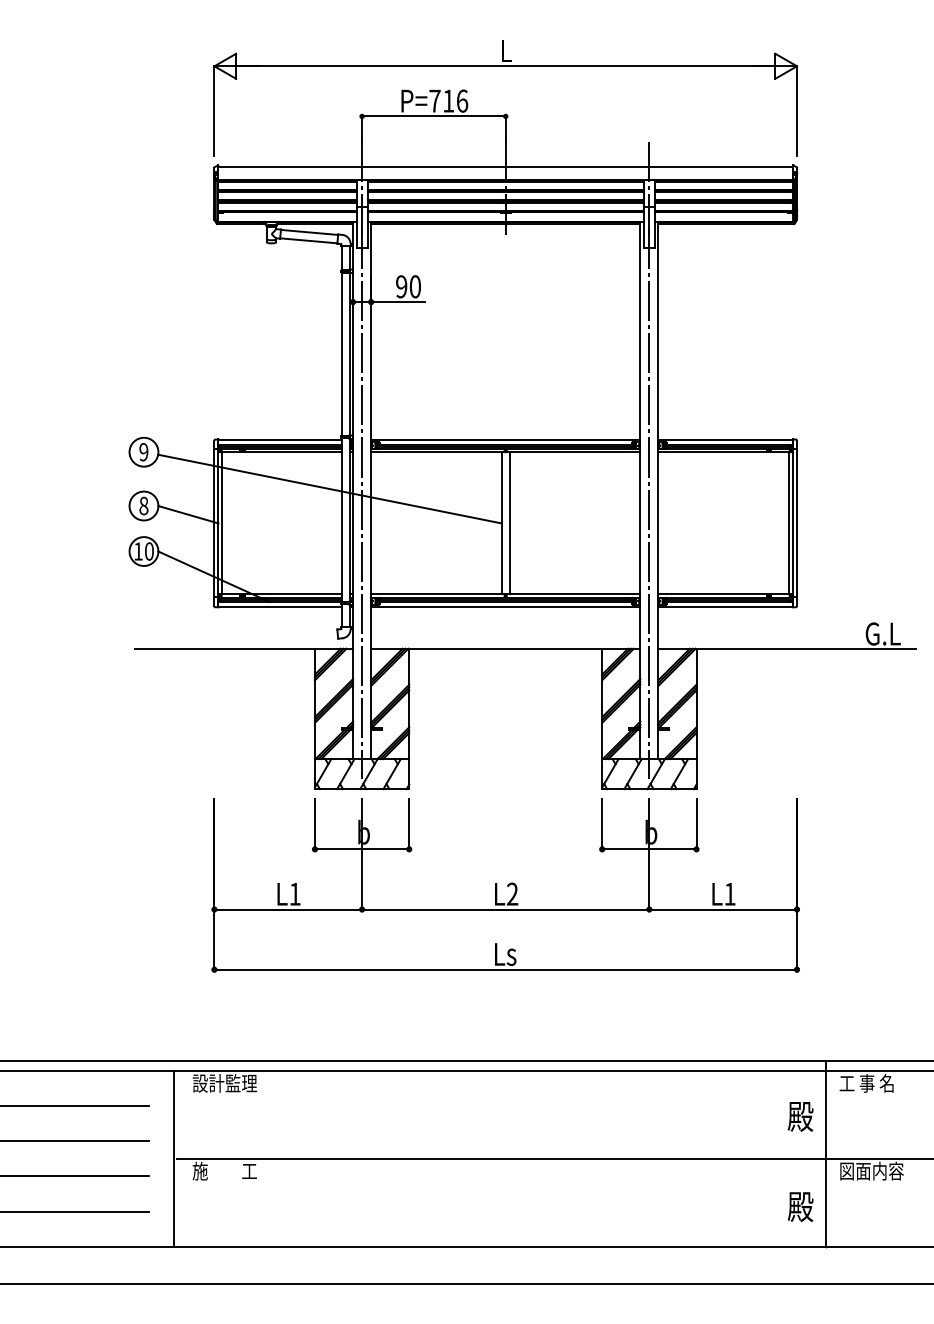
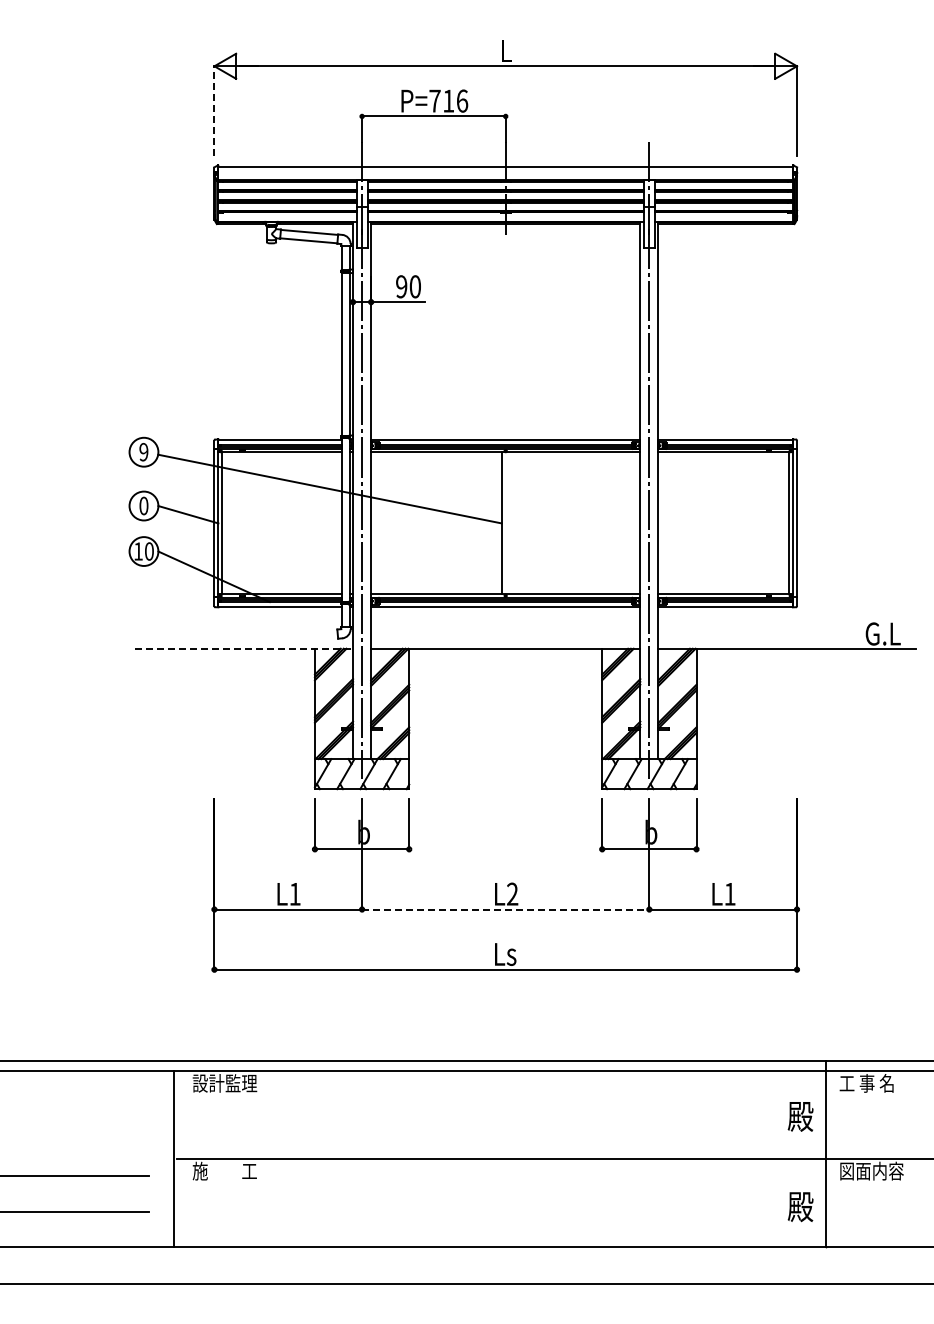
line: solid -> dashed (214, 110)
text: 8 -> 0 (143, 505)
line: present -> none (509, 523)
line: solid -> dashed (244, 648)
line: solid -> dashed (505, 909)
line: present -> none (75, 1106)
line: present -> none (75, 1141)
